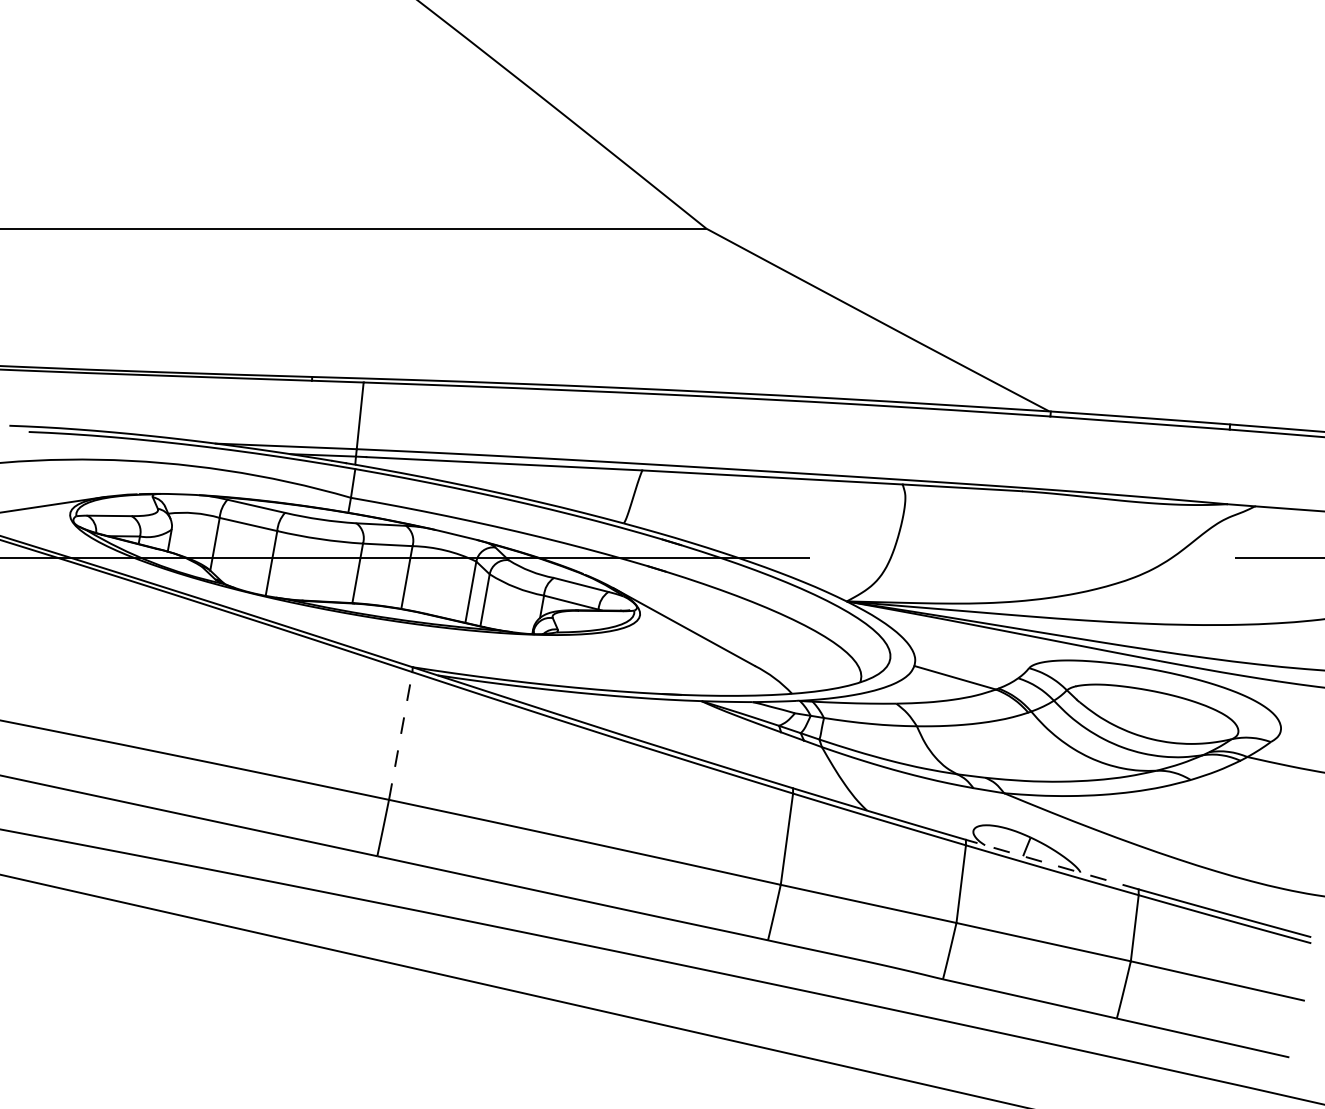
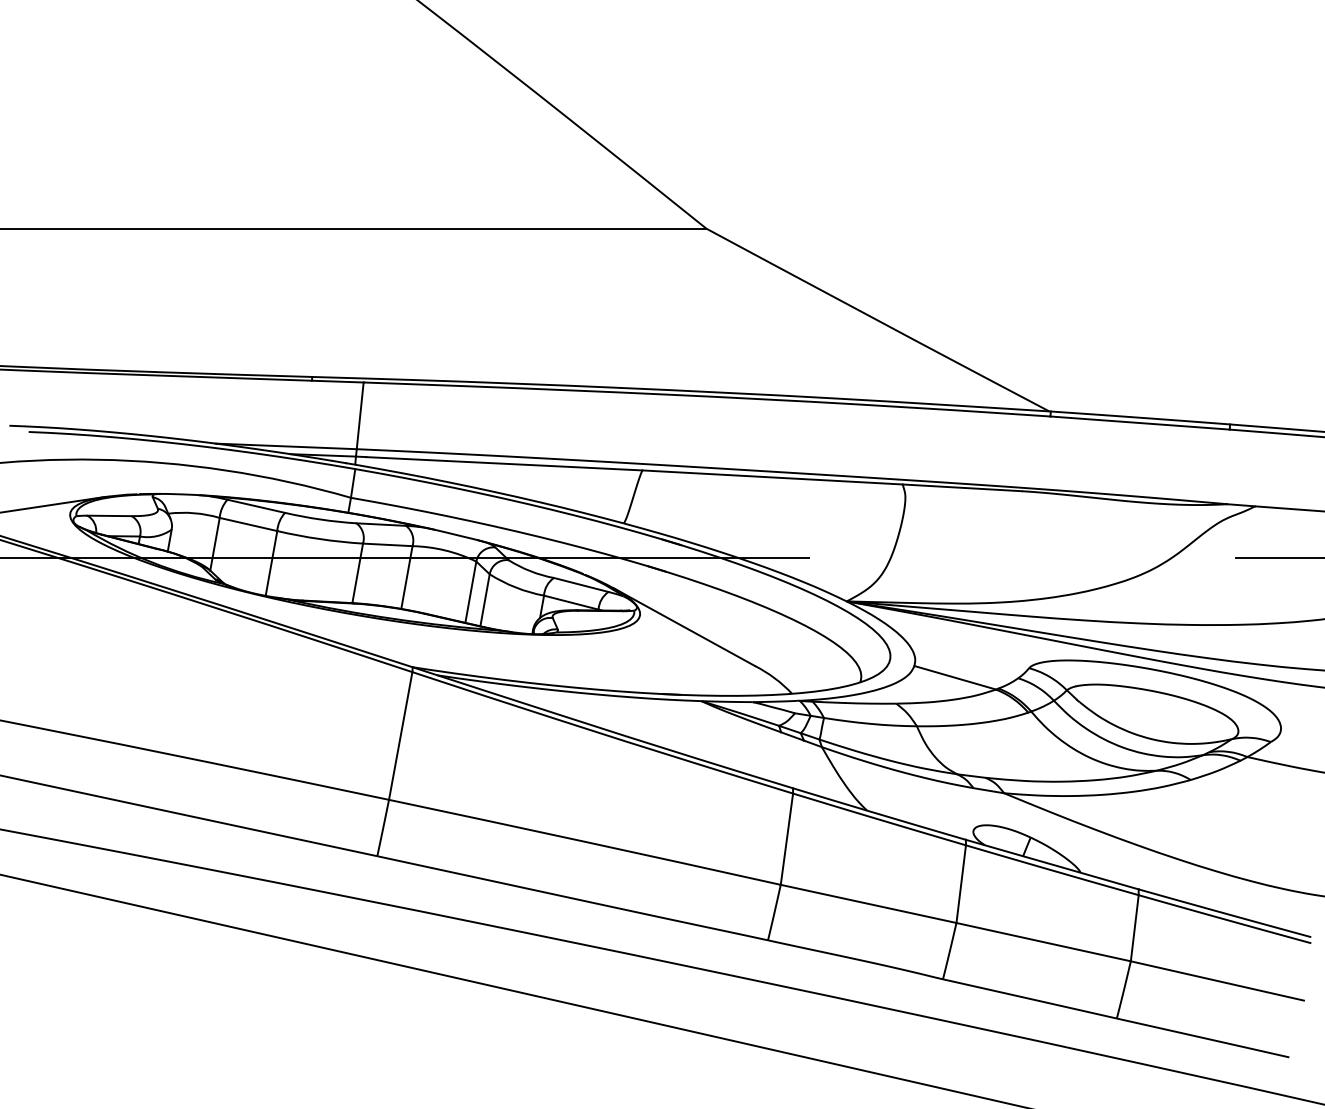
line: dashed -> solid (400, 735)
line: dashed -> solid (1052, 864)
